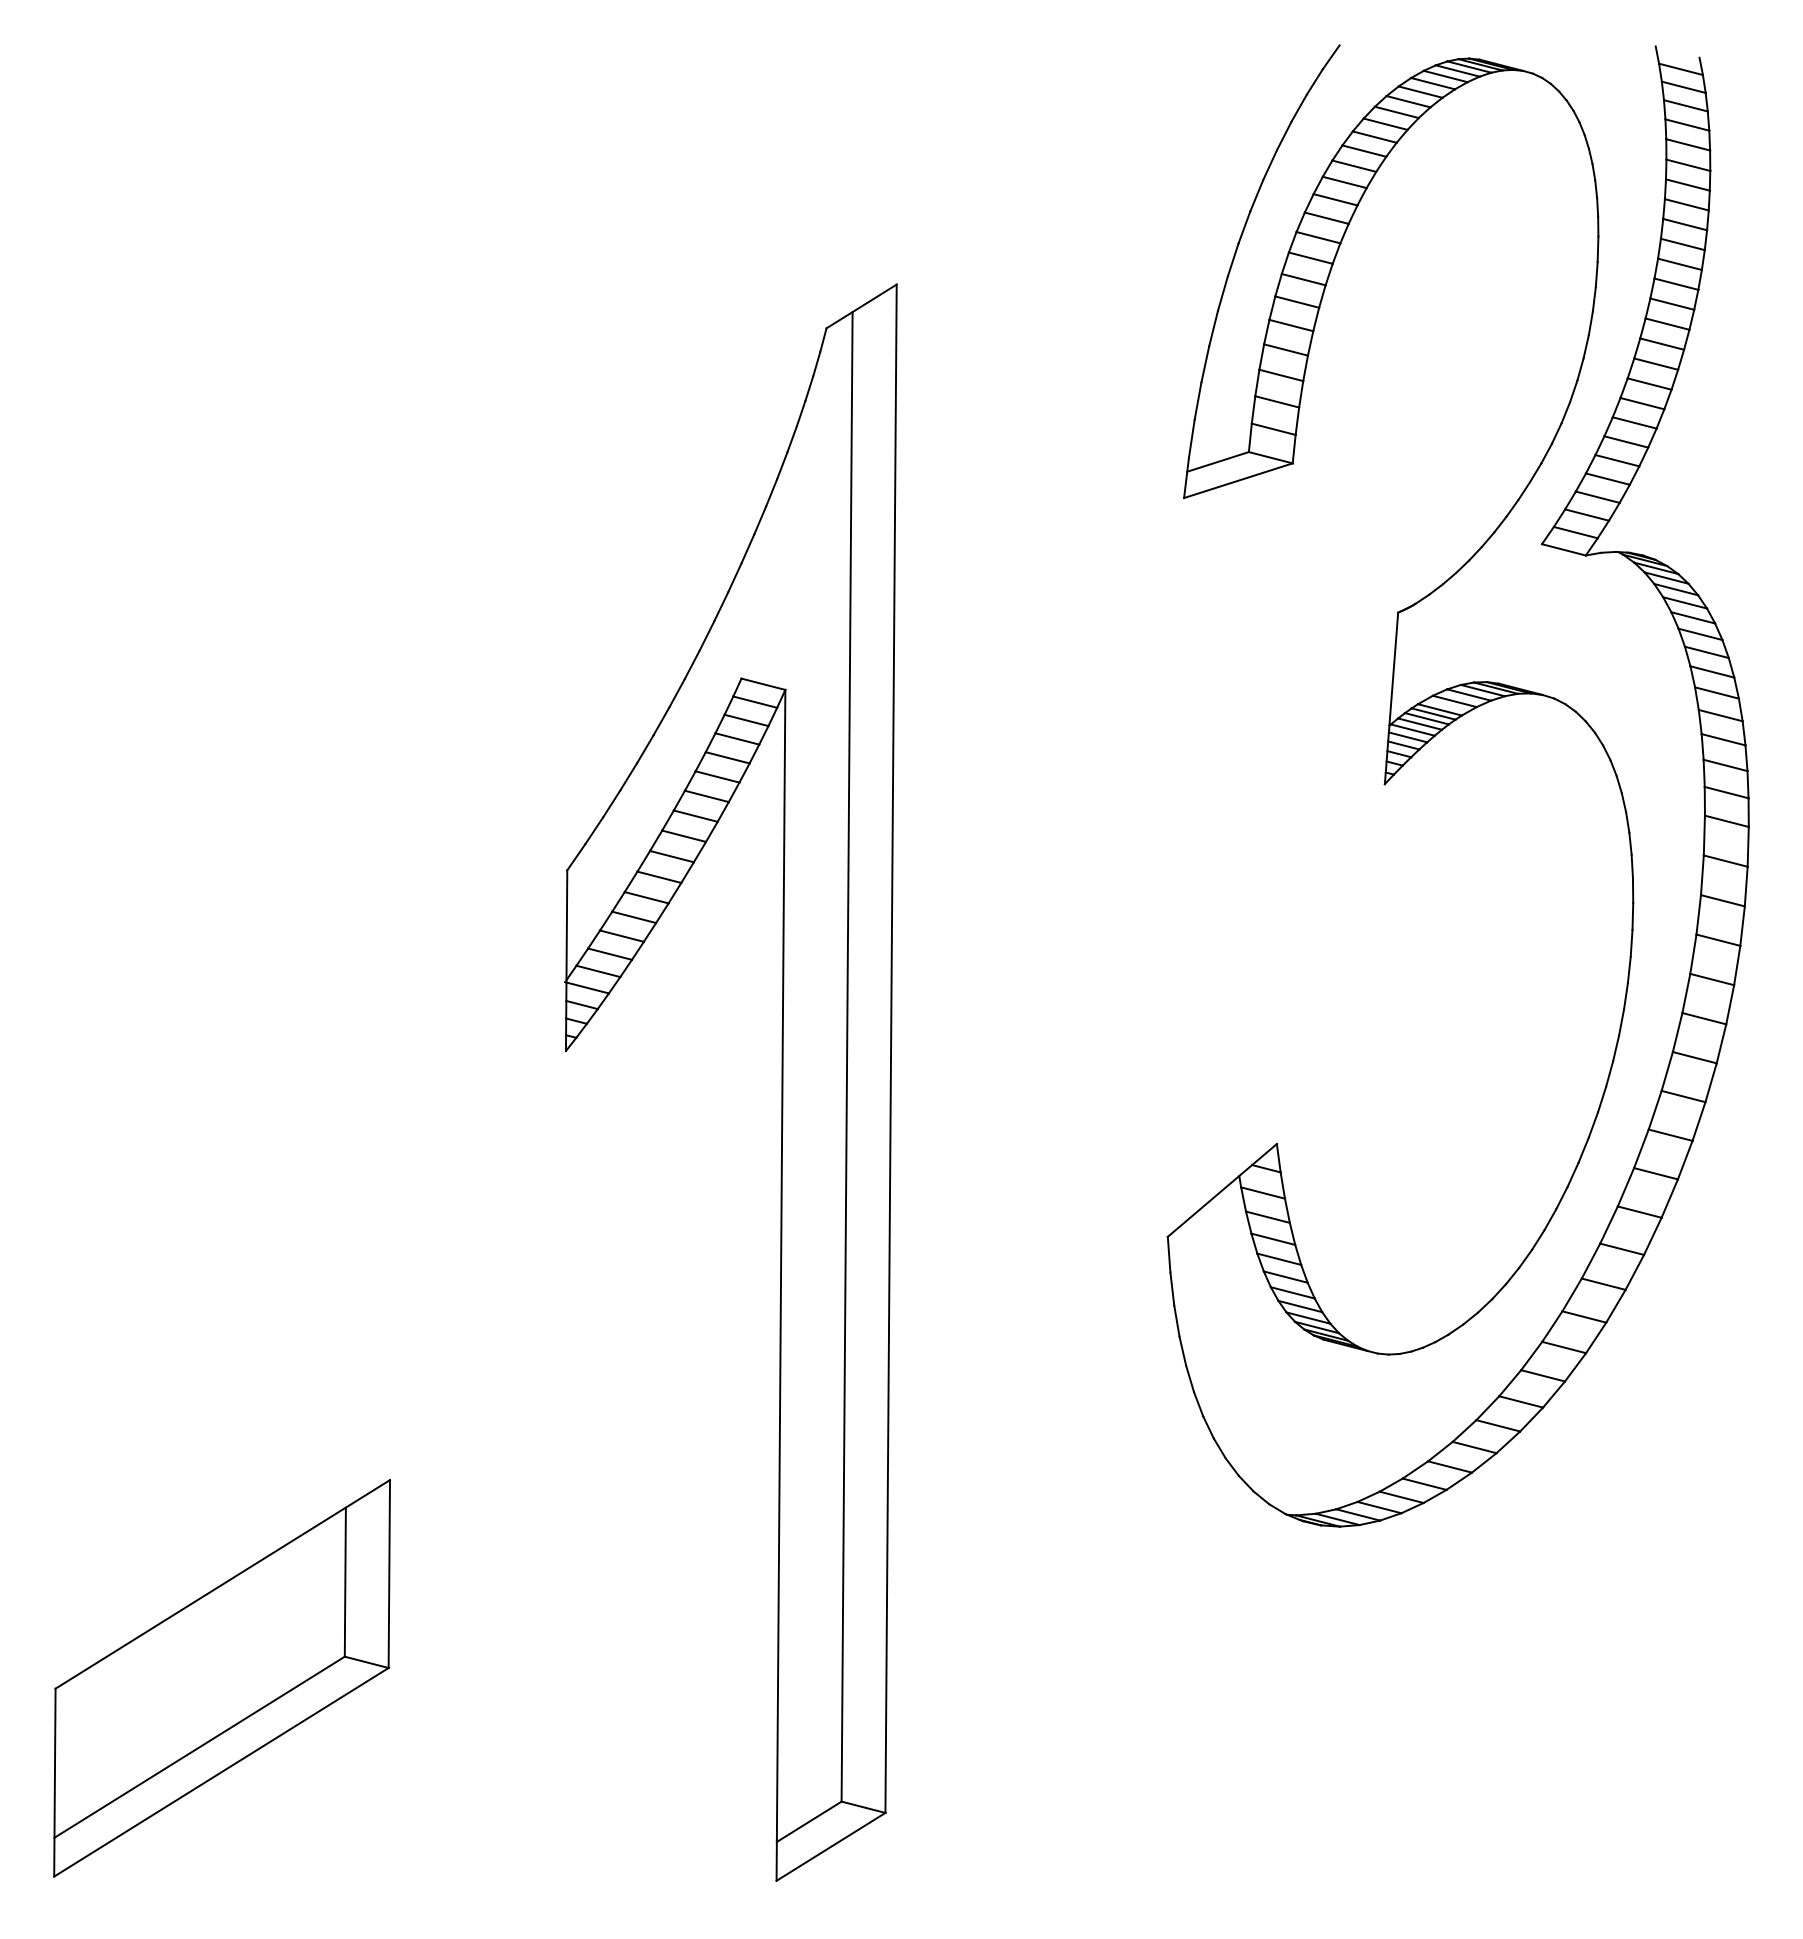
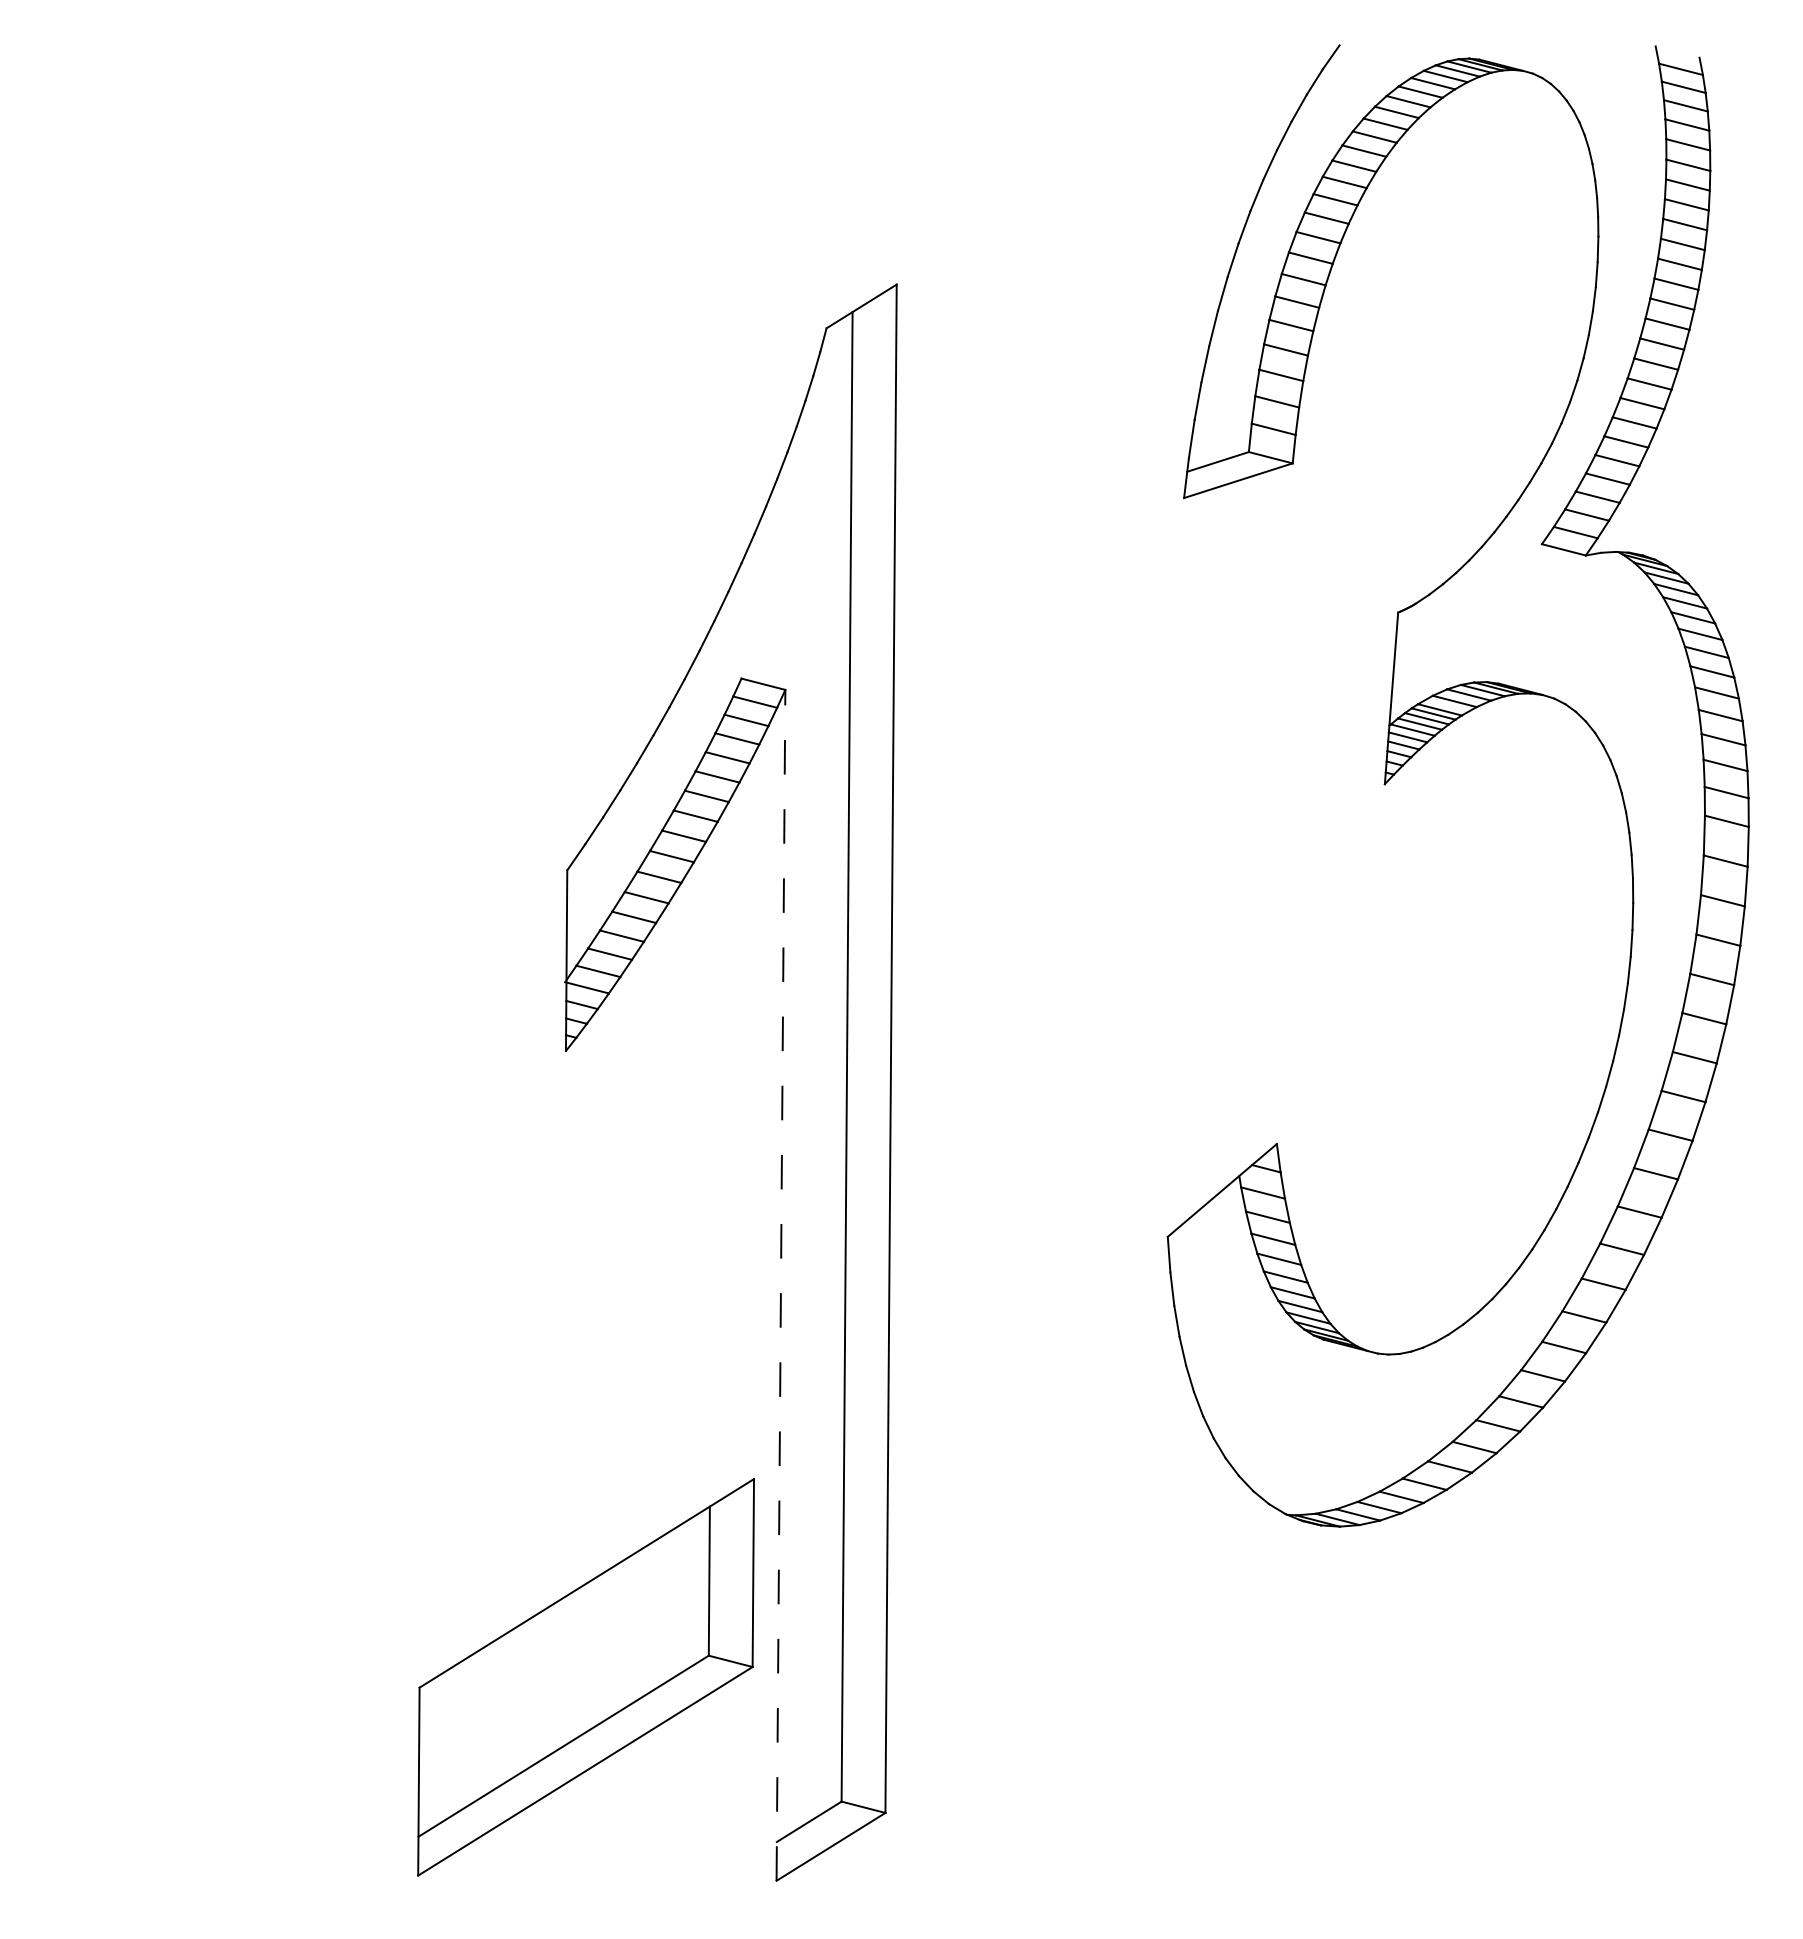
line: solid -> dashed (780, 1284)
part position: (222, 1678) -> (586, 1677) (586, 1677)
